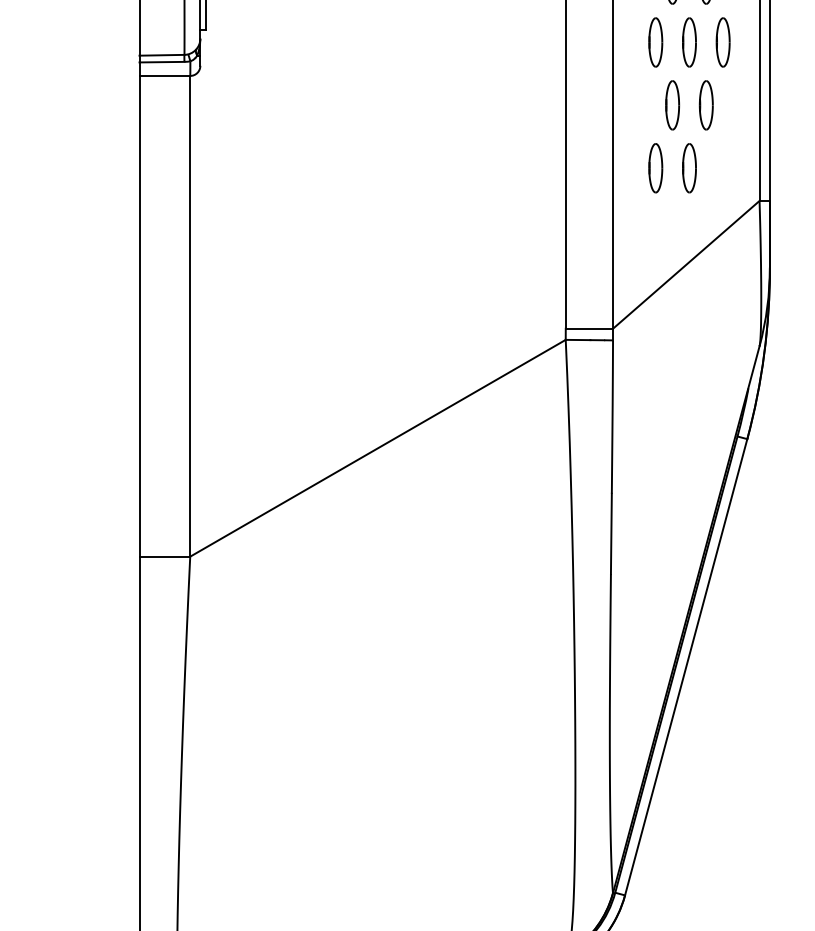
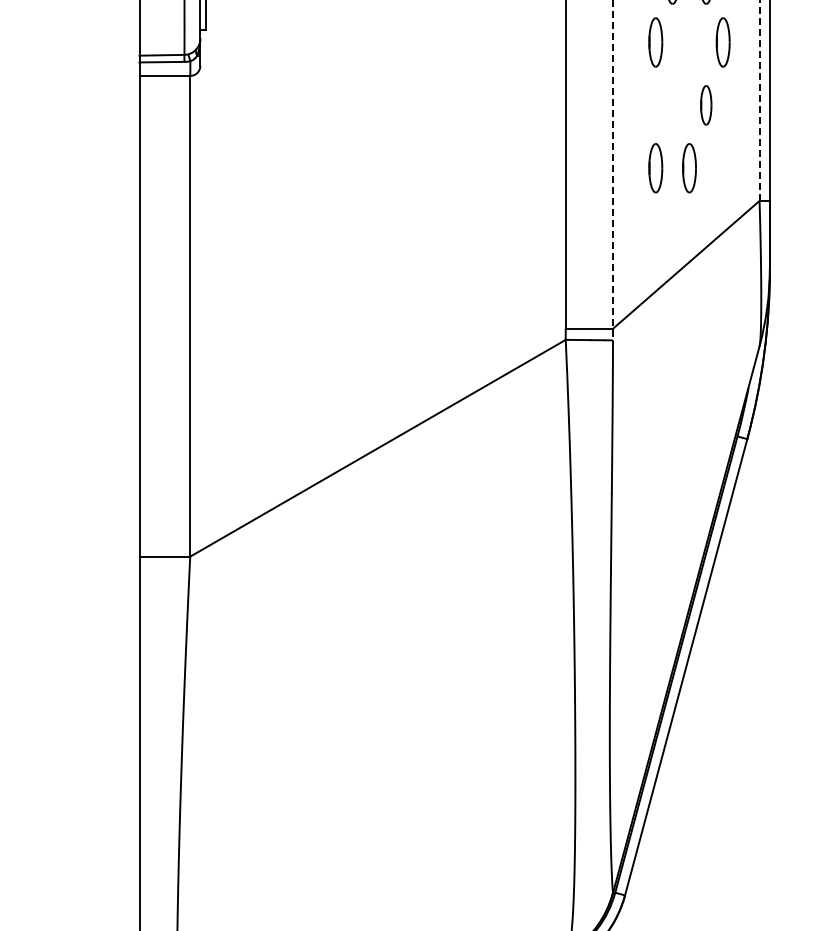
part: present -> none (689, 42)
line: solid -> dashed (759, 99)
part: present -> none (672, 105)
part size: 16x51 px -> 13x41 px (706, 105)
line: solid -> dashed (613, 170)
